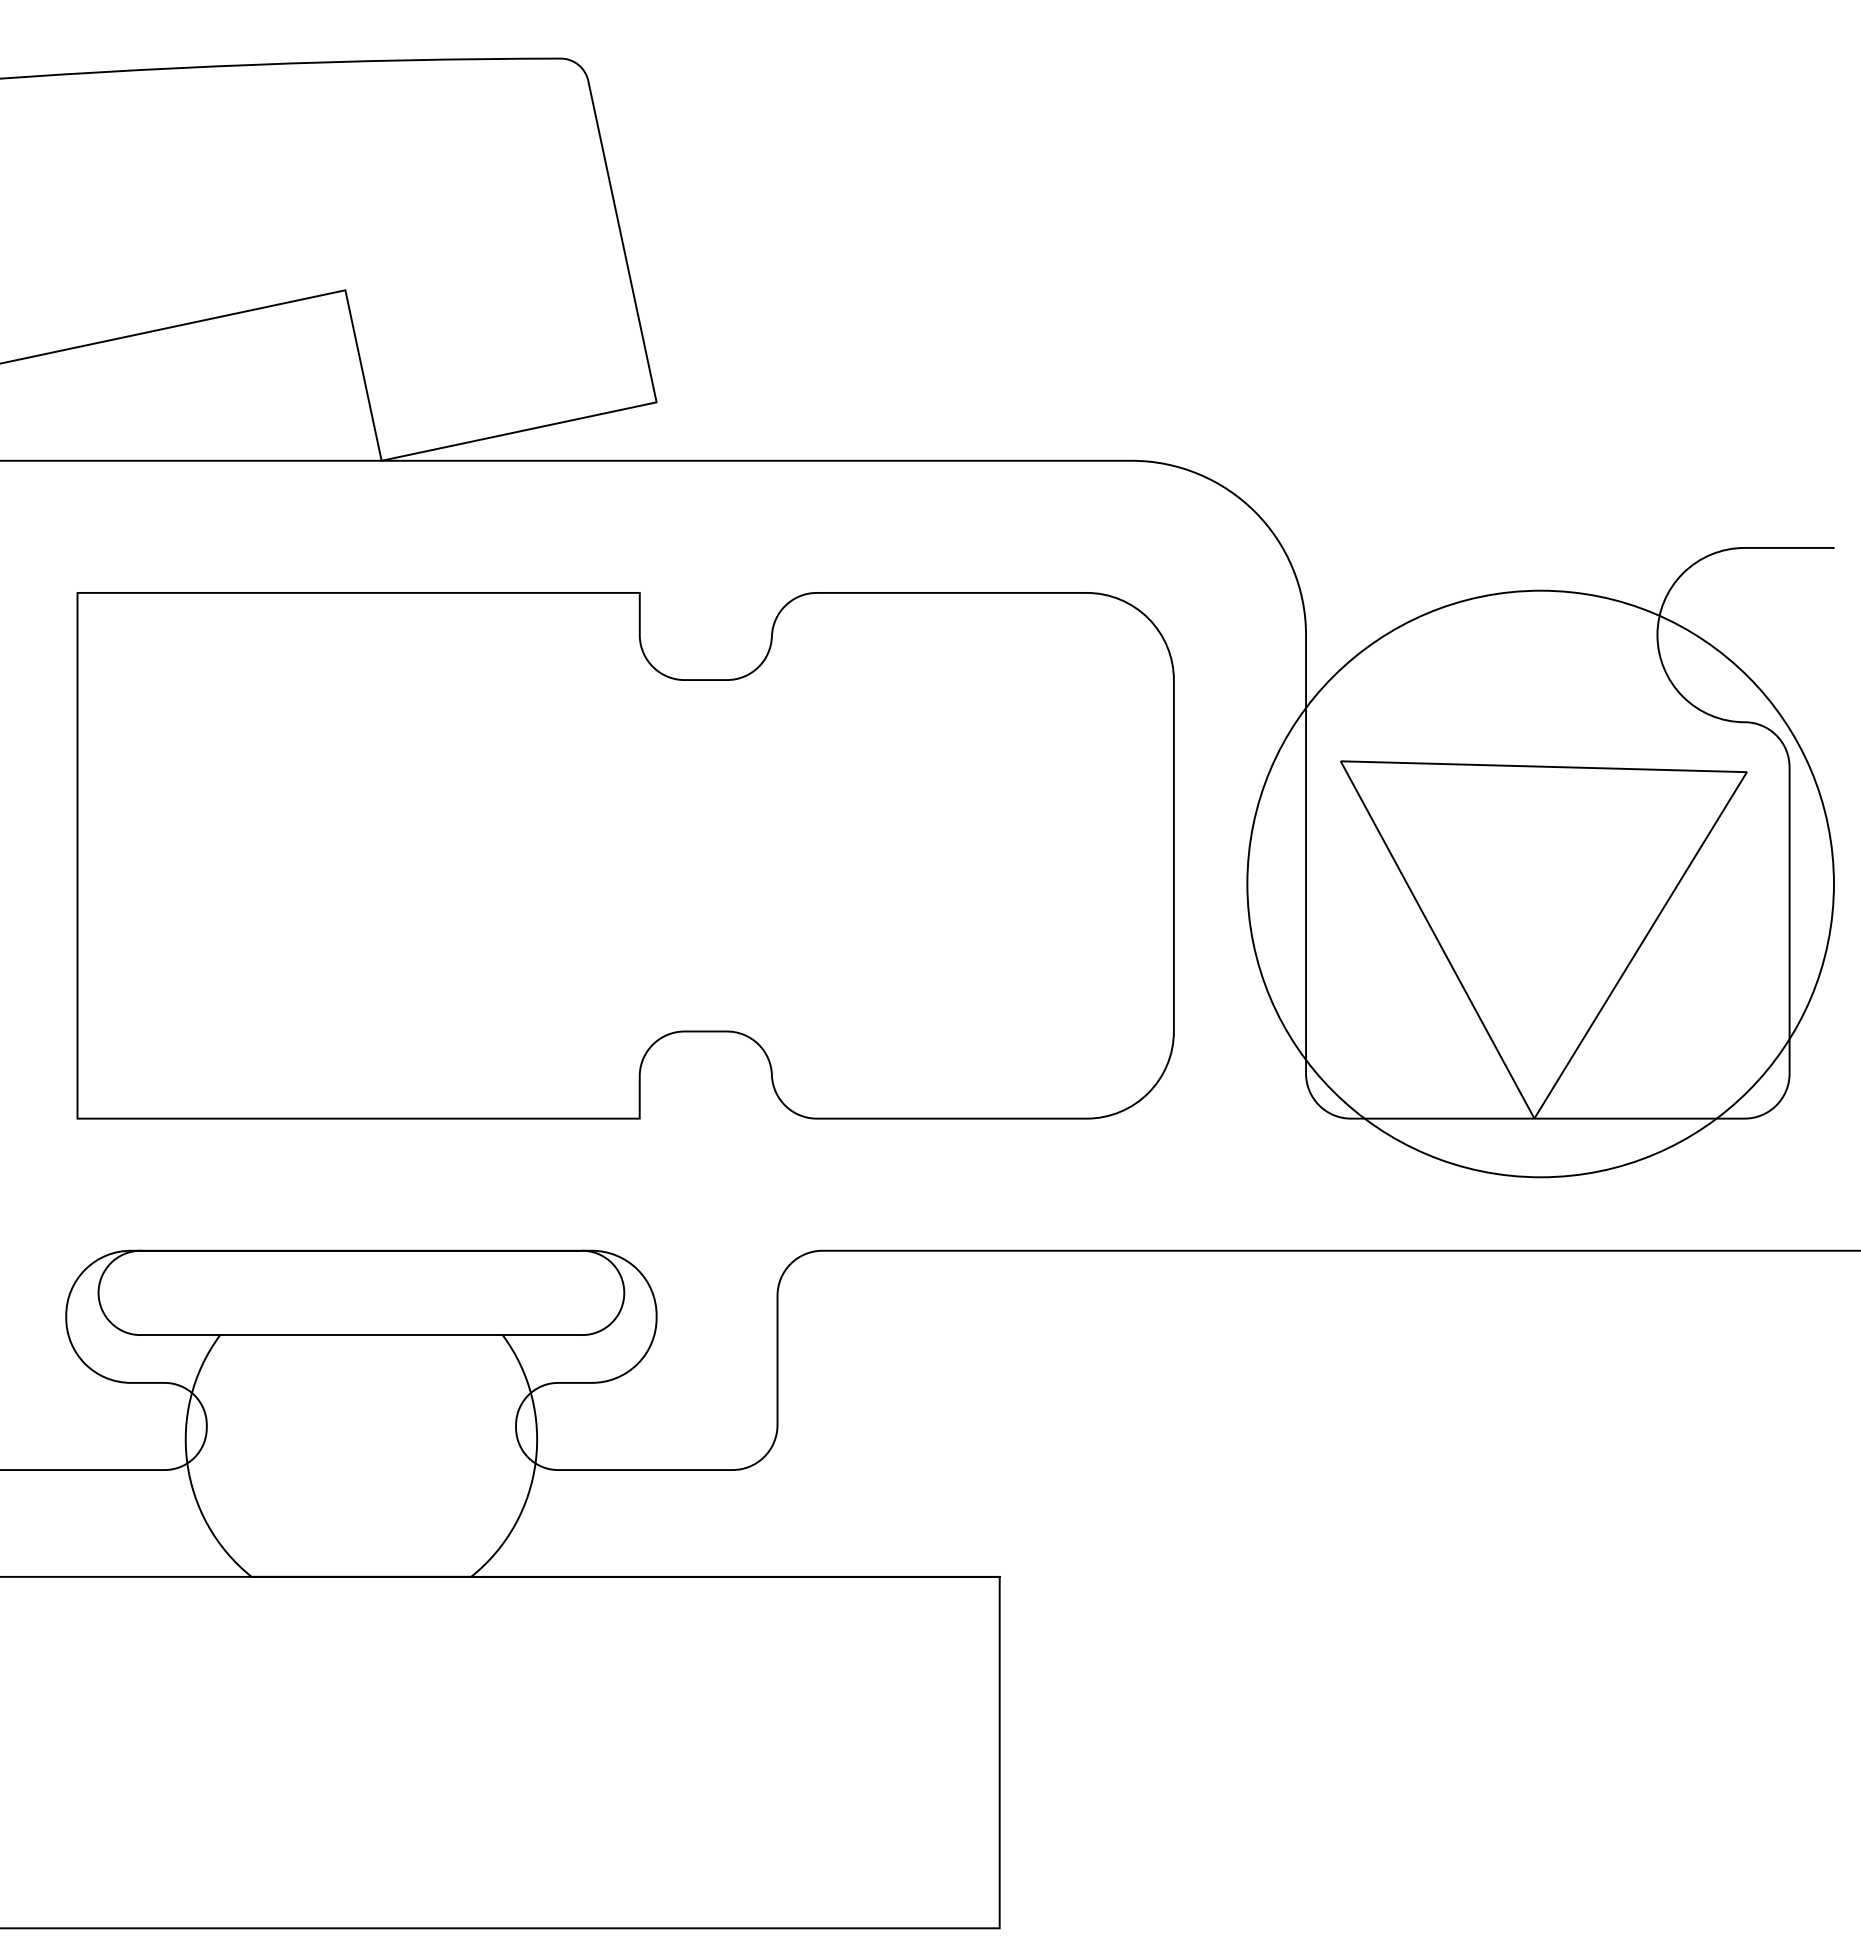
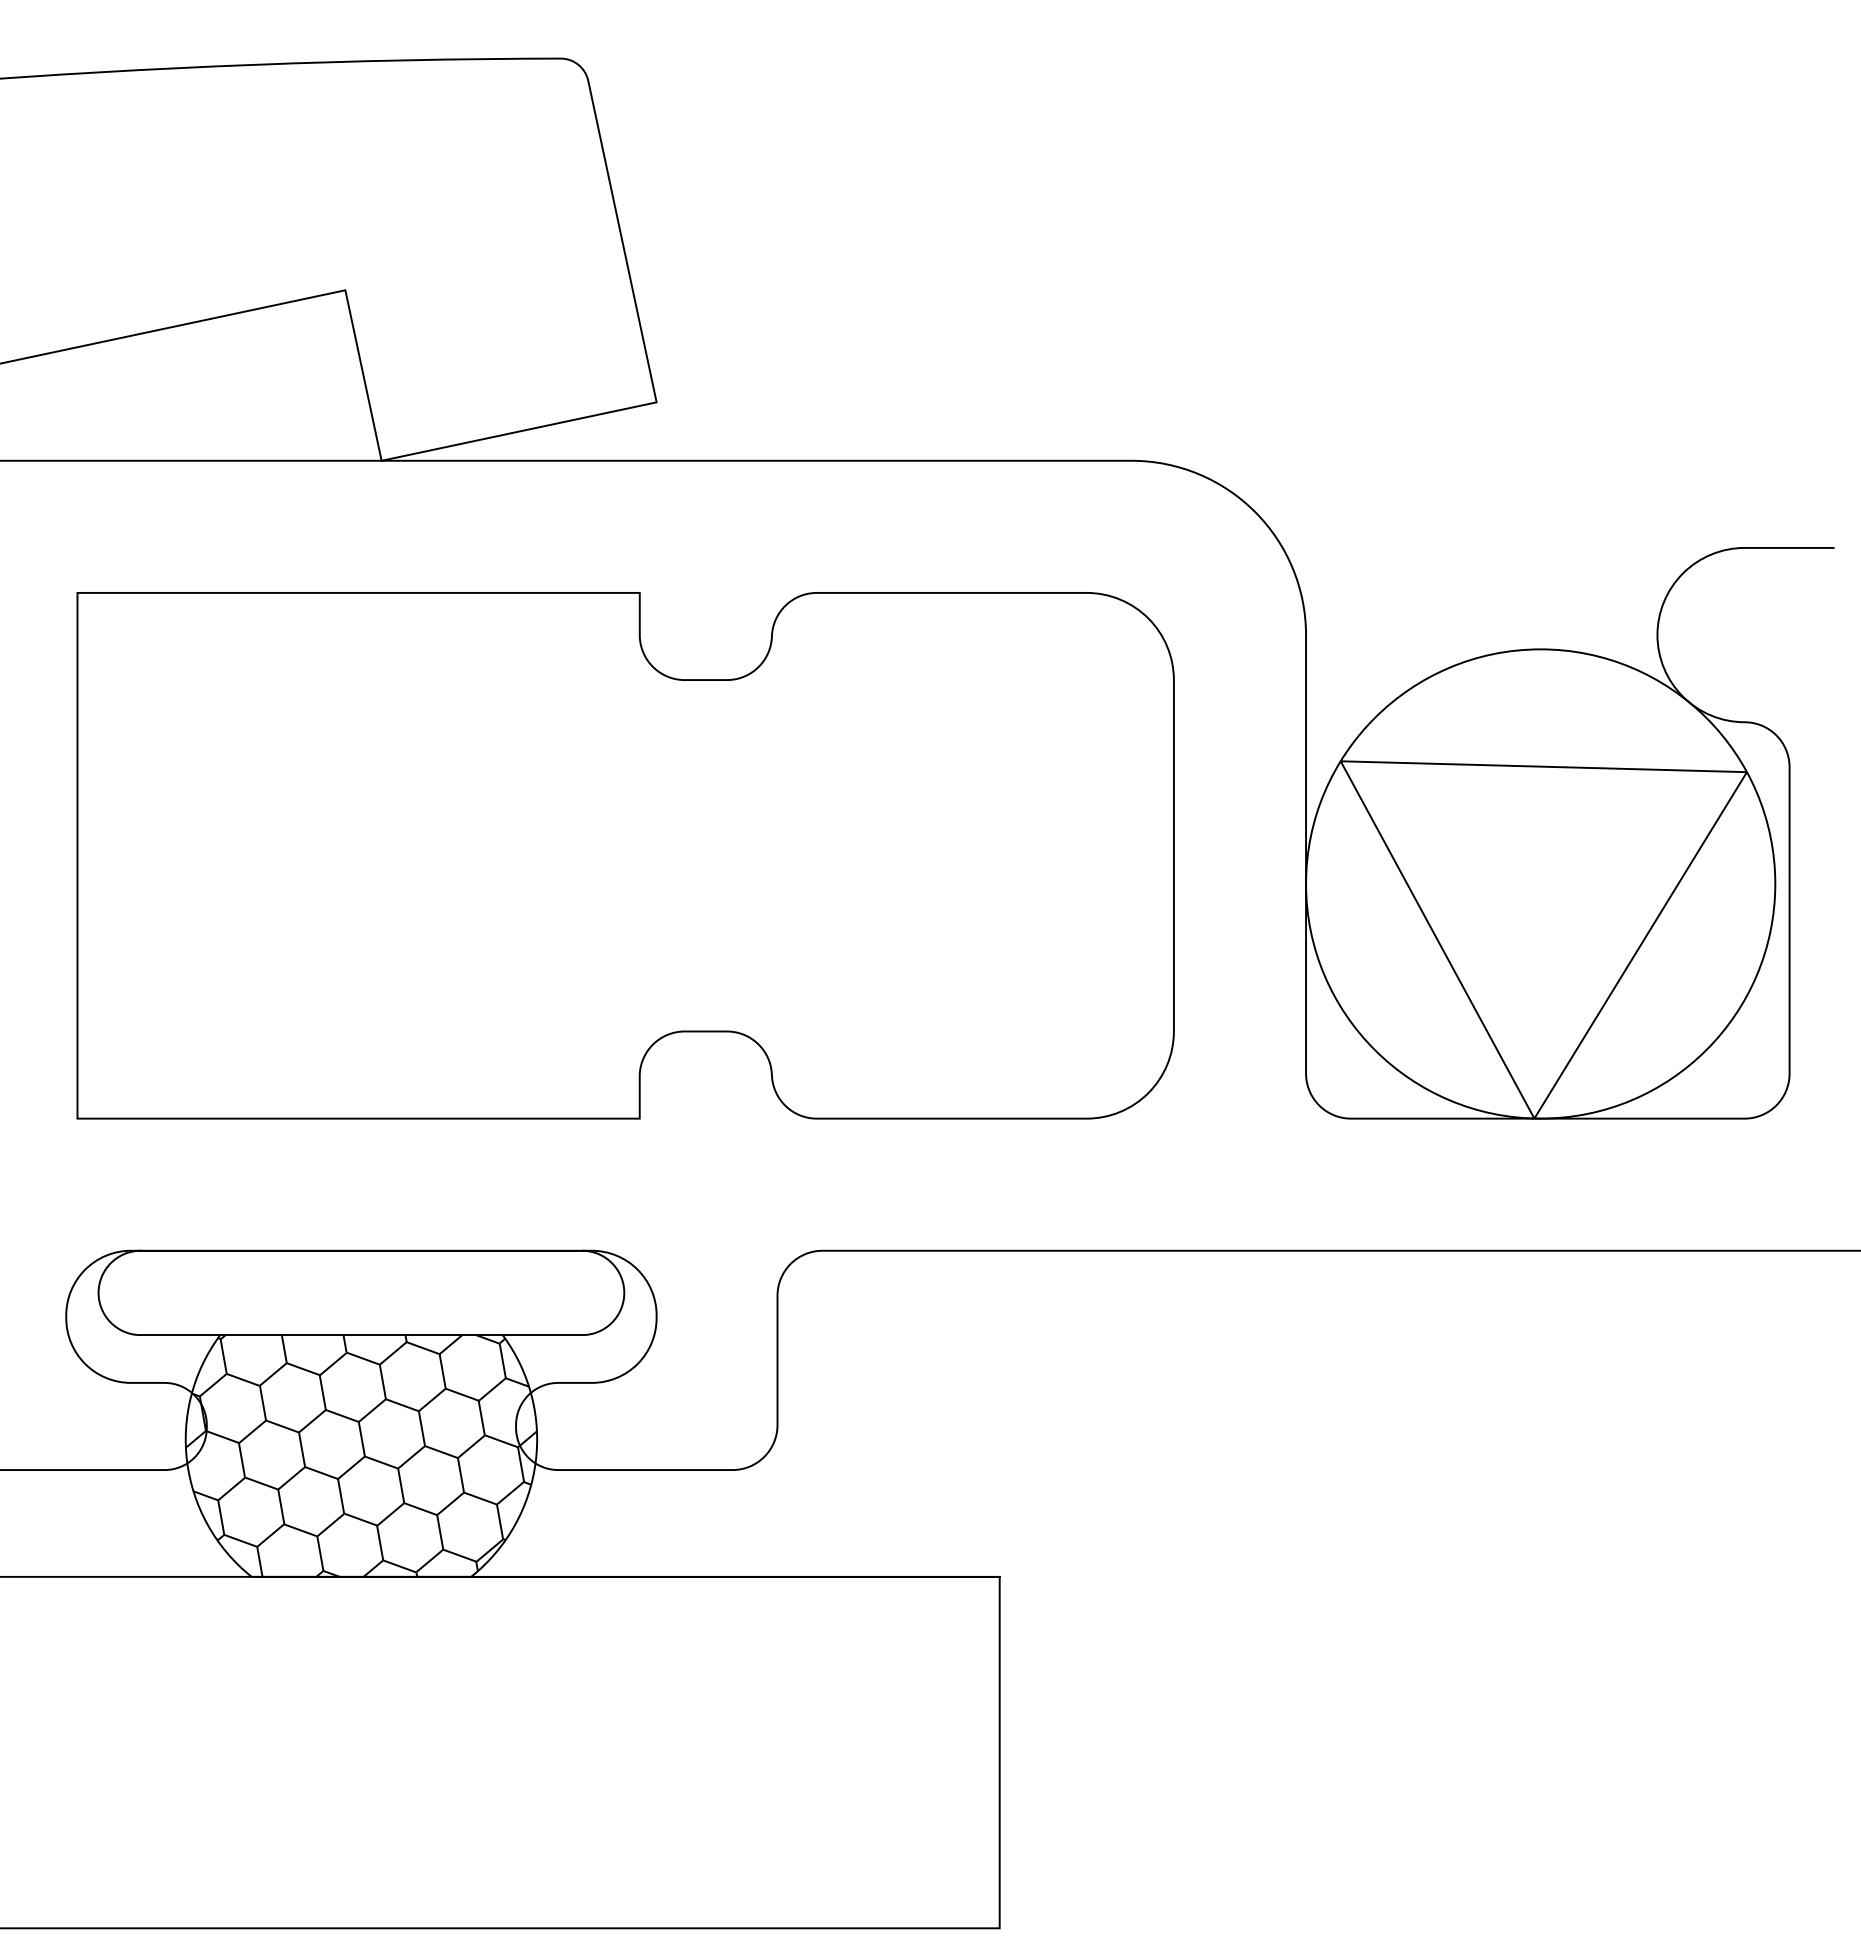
circle diameter: 587 px -> 469 px (1540, 883)
hatch: none -> present (360, 1455)
